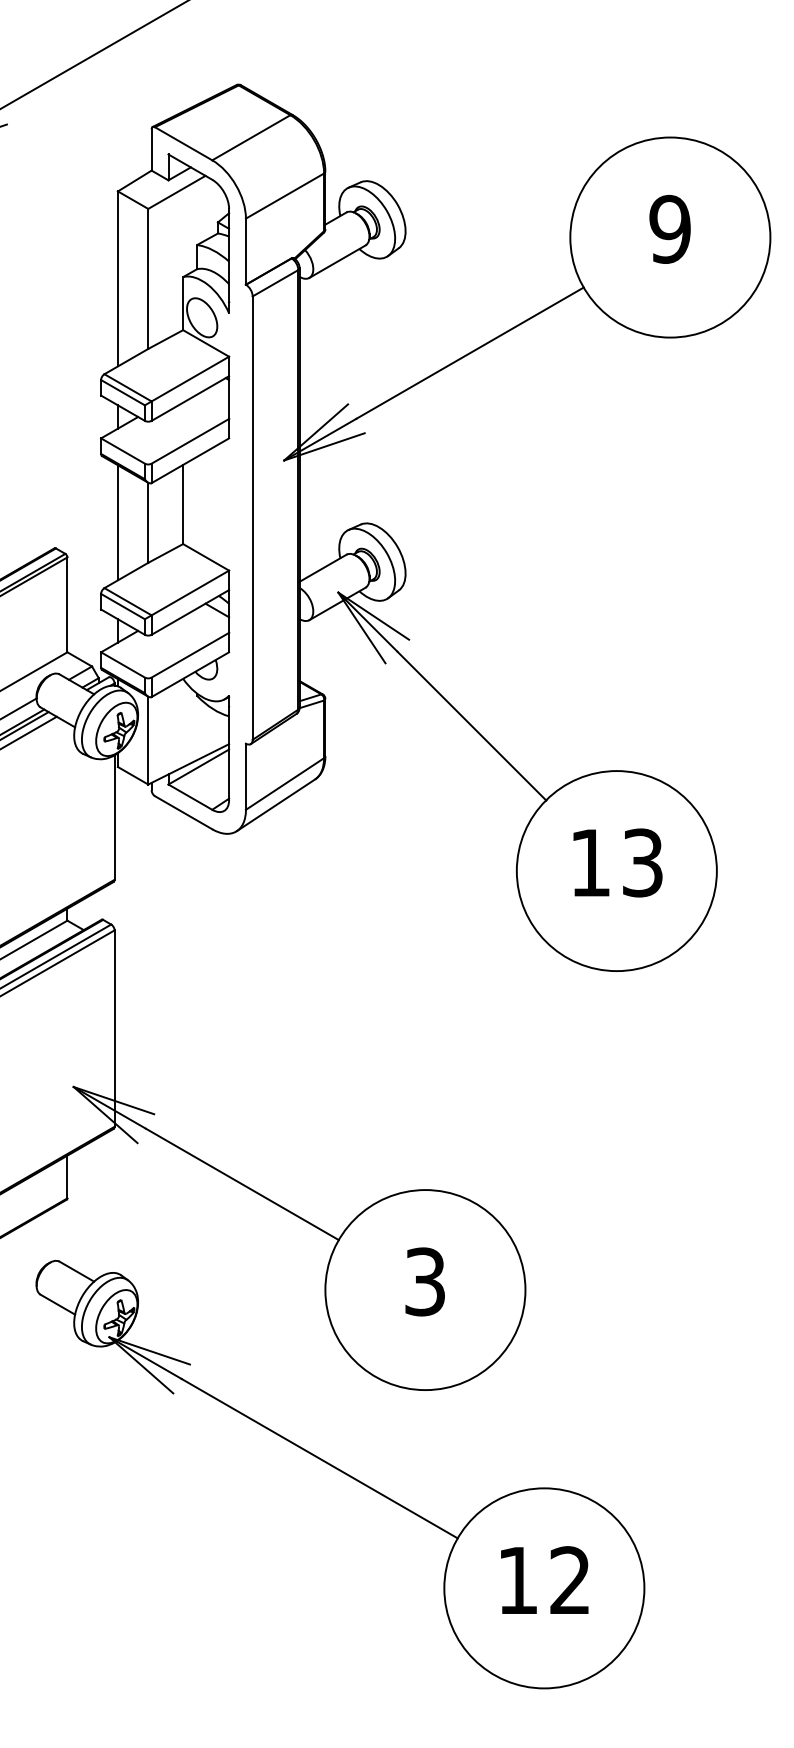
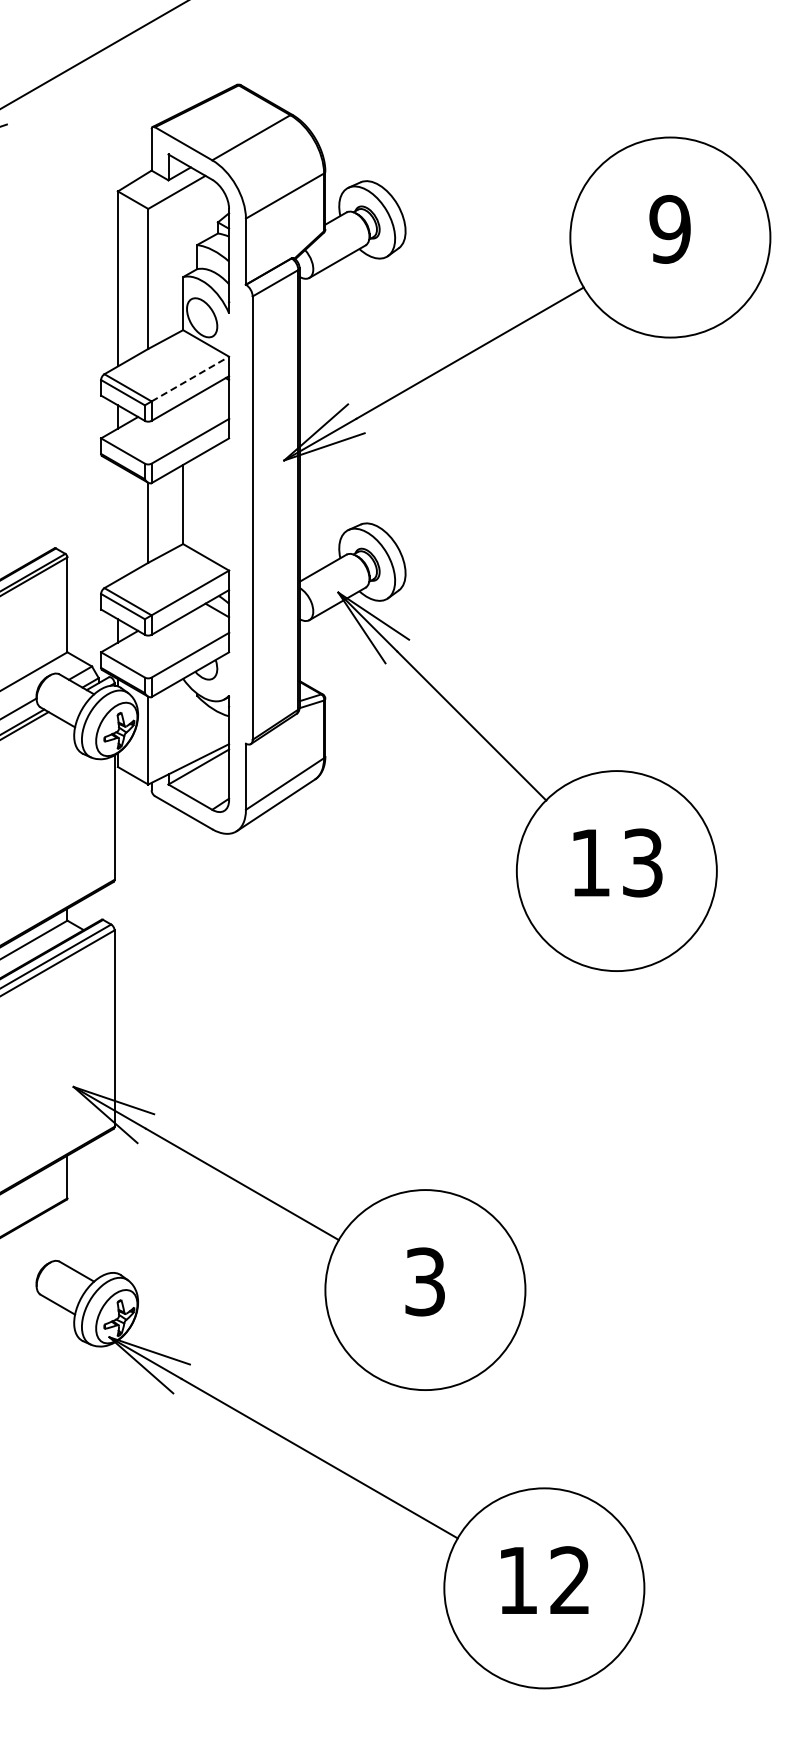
line: solid -> dashed (190, 379)
line: present -> none (117, 522)
line: present -> none (29, 732)
